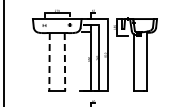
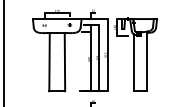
line: dashed -> solid (49, 62)
line: dashed -> solid (64, 62)
